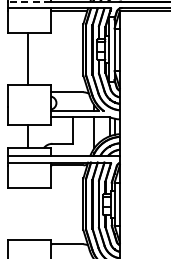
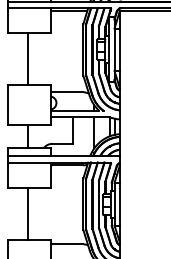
line: dashed -> solid (29, 1)
line: none -> present (28, 213)
